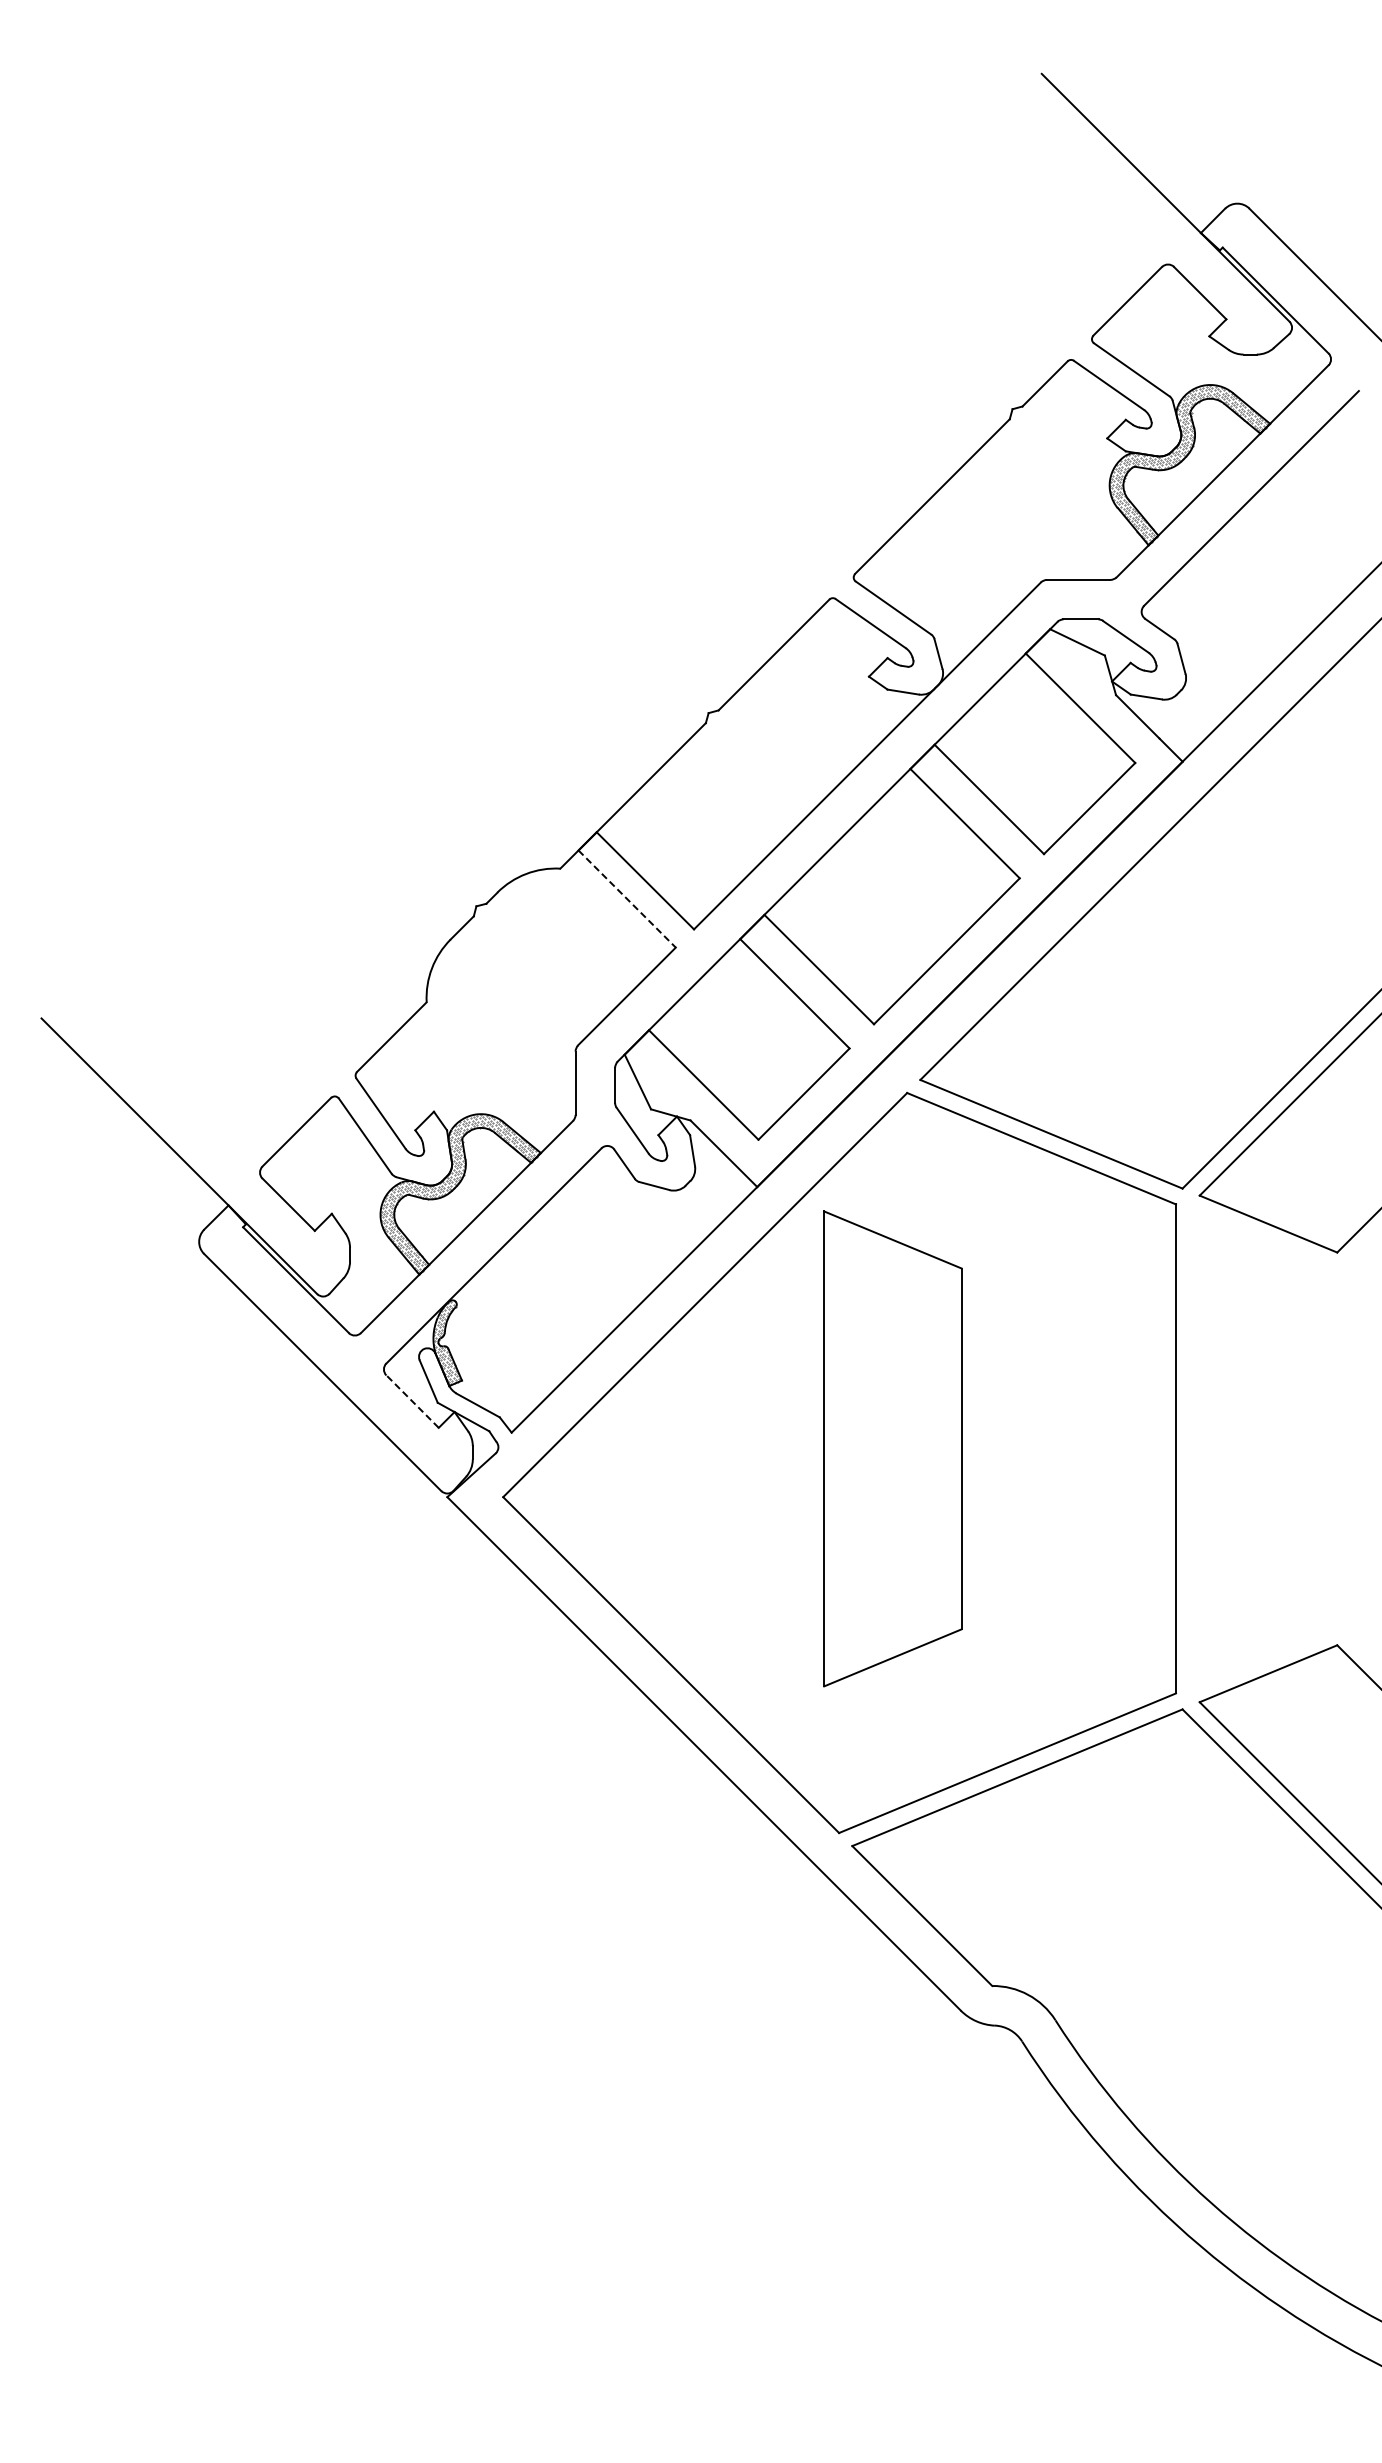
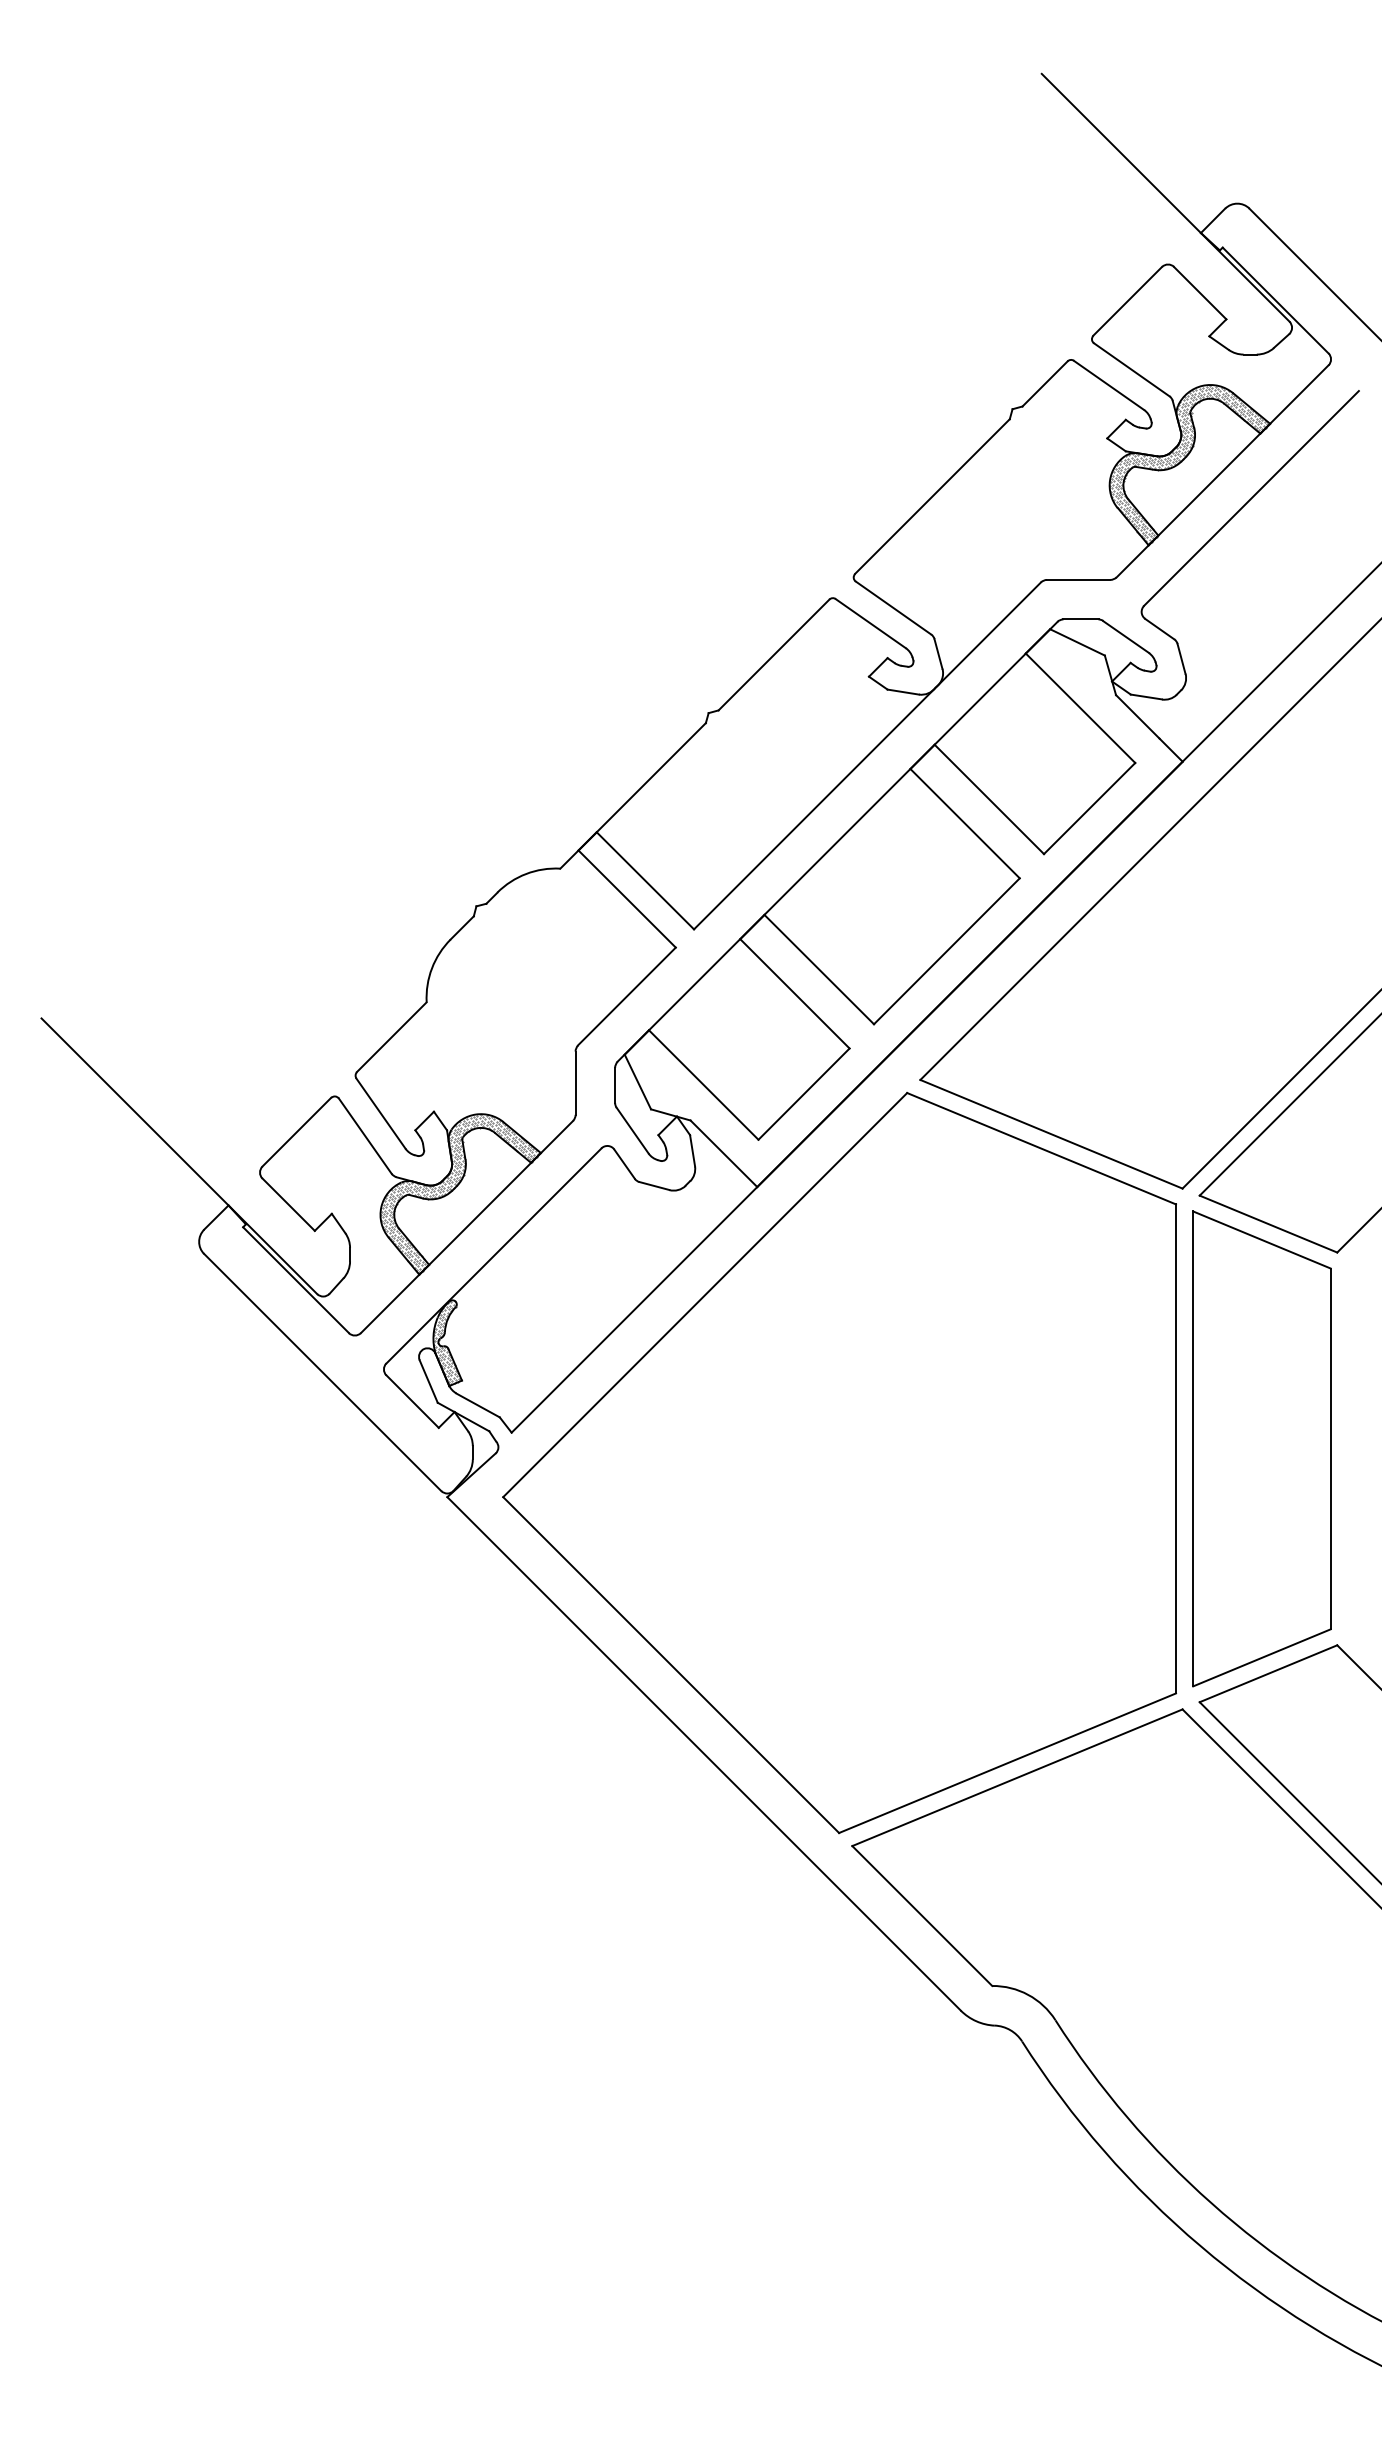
line: dashed -> solid (627, 899)
line: dashed -> solid (412, 1401)
part position: (892, 1448) -> (1261, 1448) (1261, 1448)
